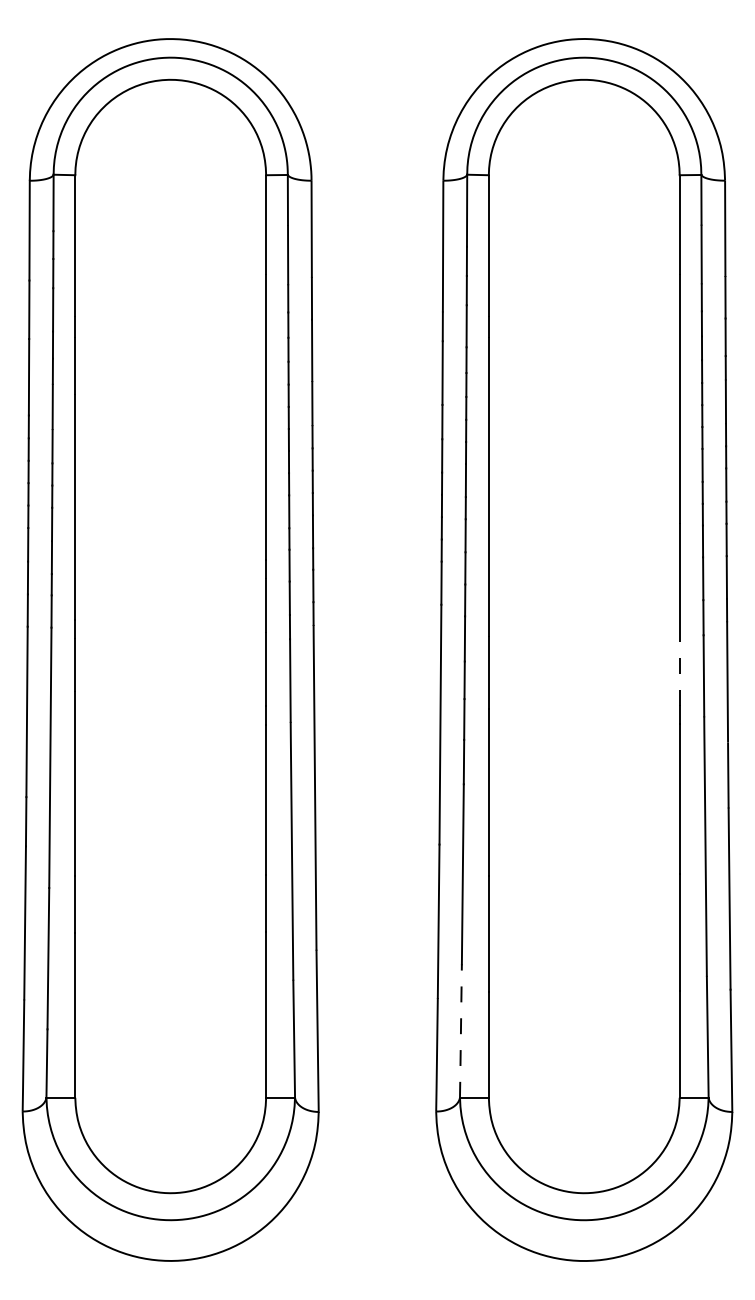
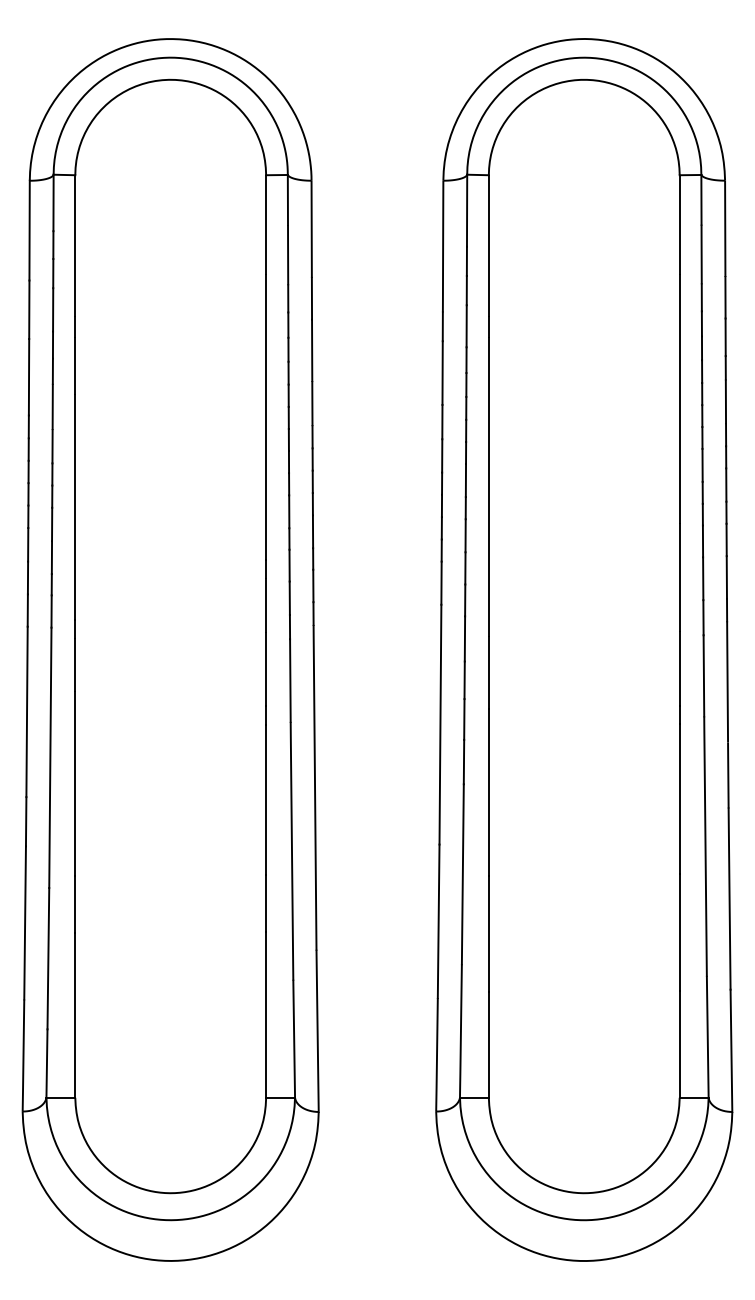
line: dashed -> solid (679, 668)
line: dashed -> solid (460, 1031)
